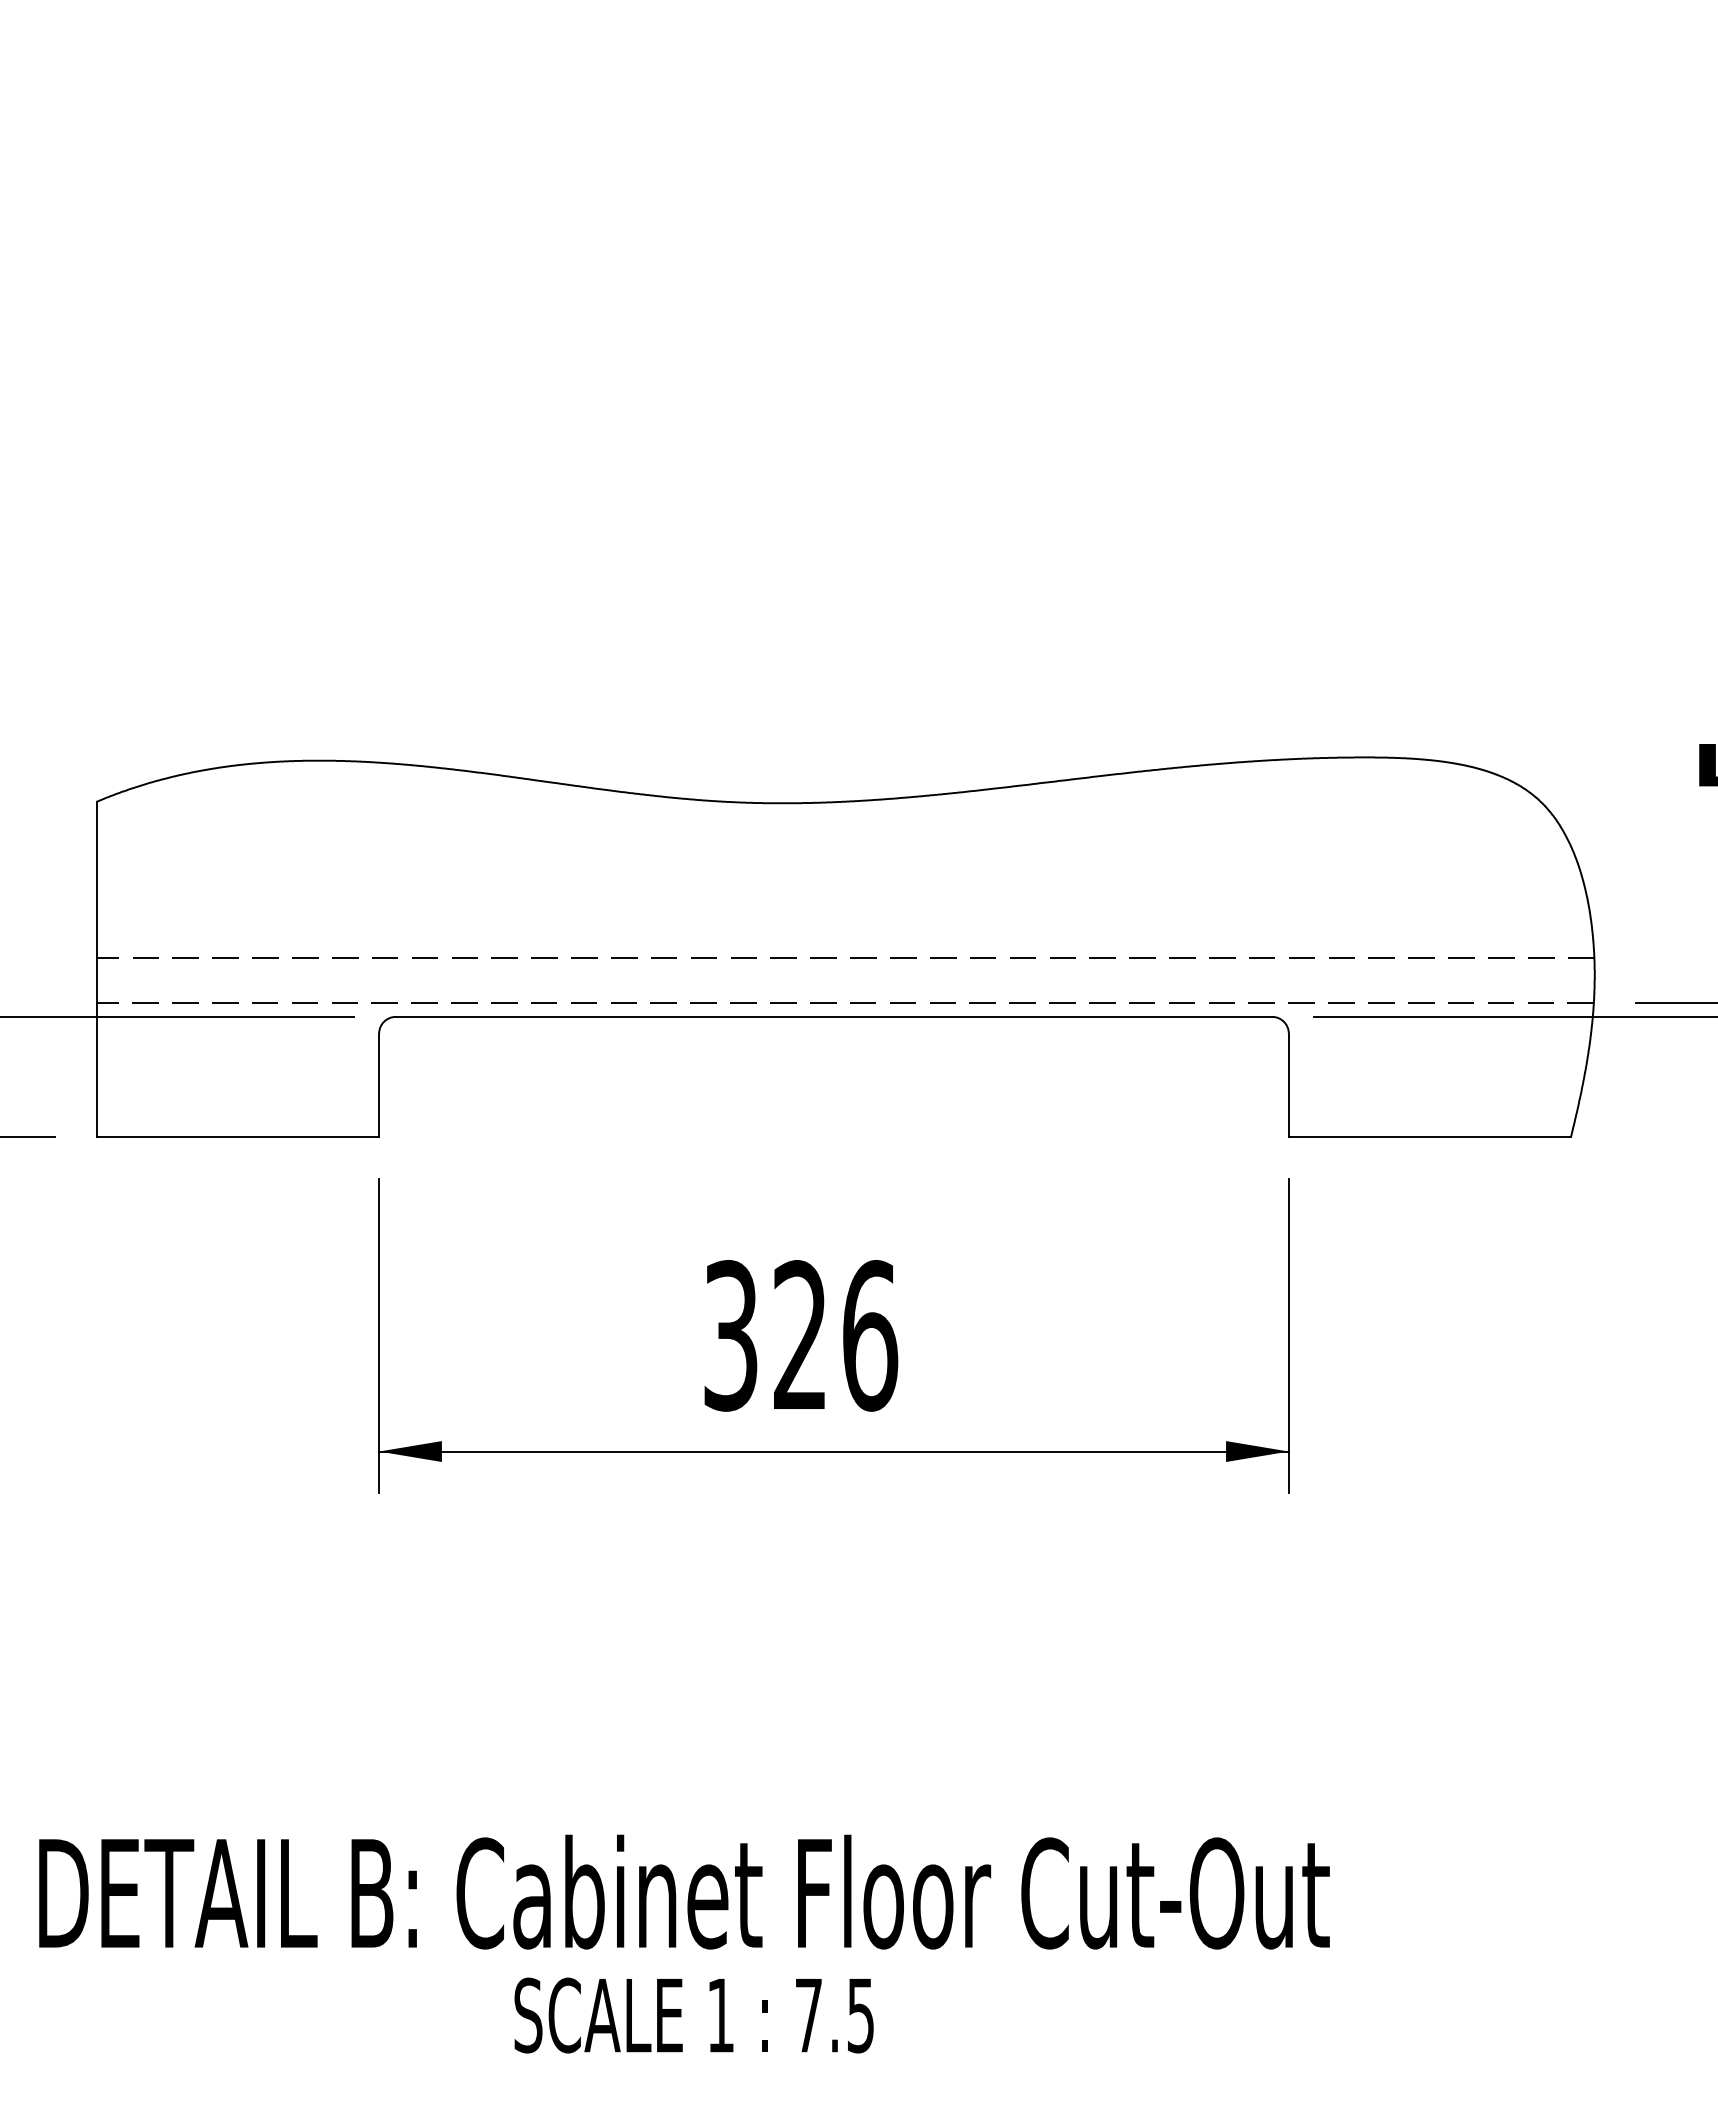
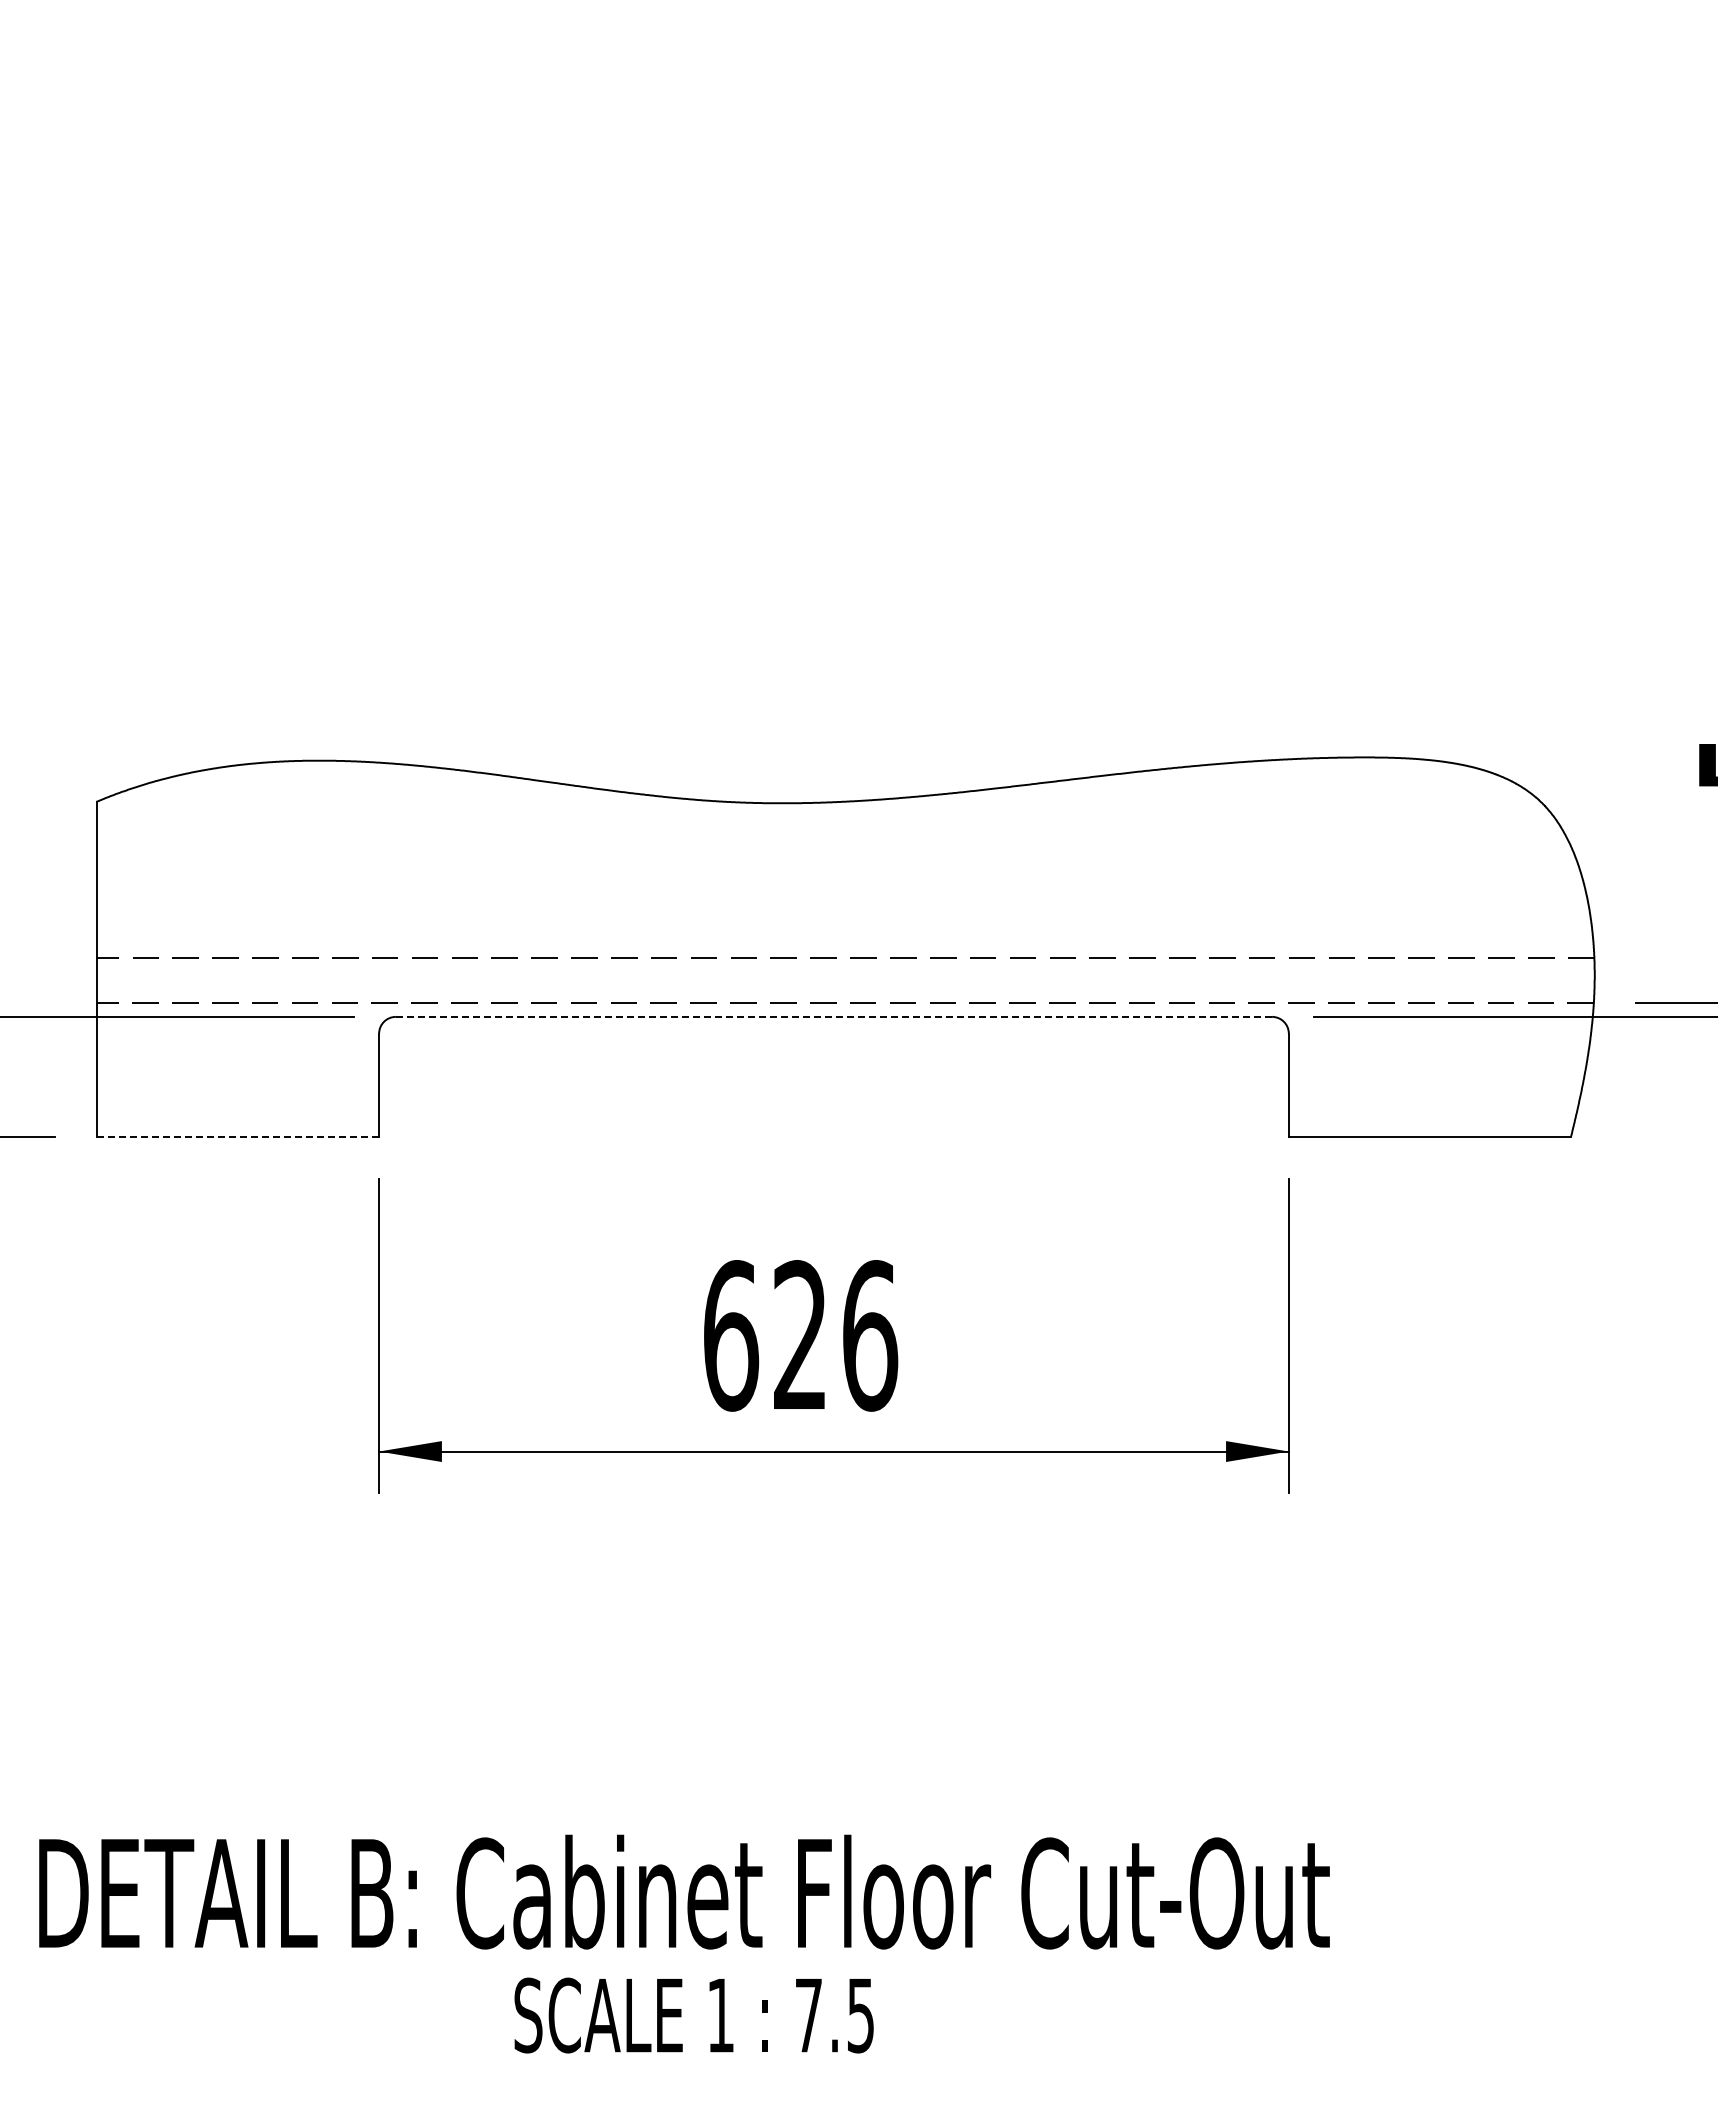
line: solid -> dashed (833, 1016)
line: solid -> dashed (237, 1137)
text: 326 -> 626 (731, 1335)
